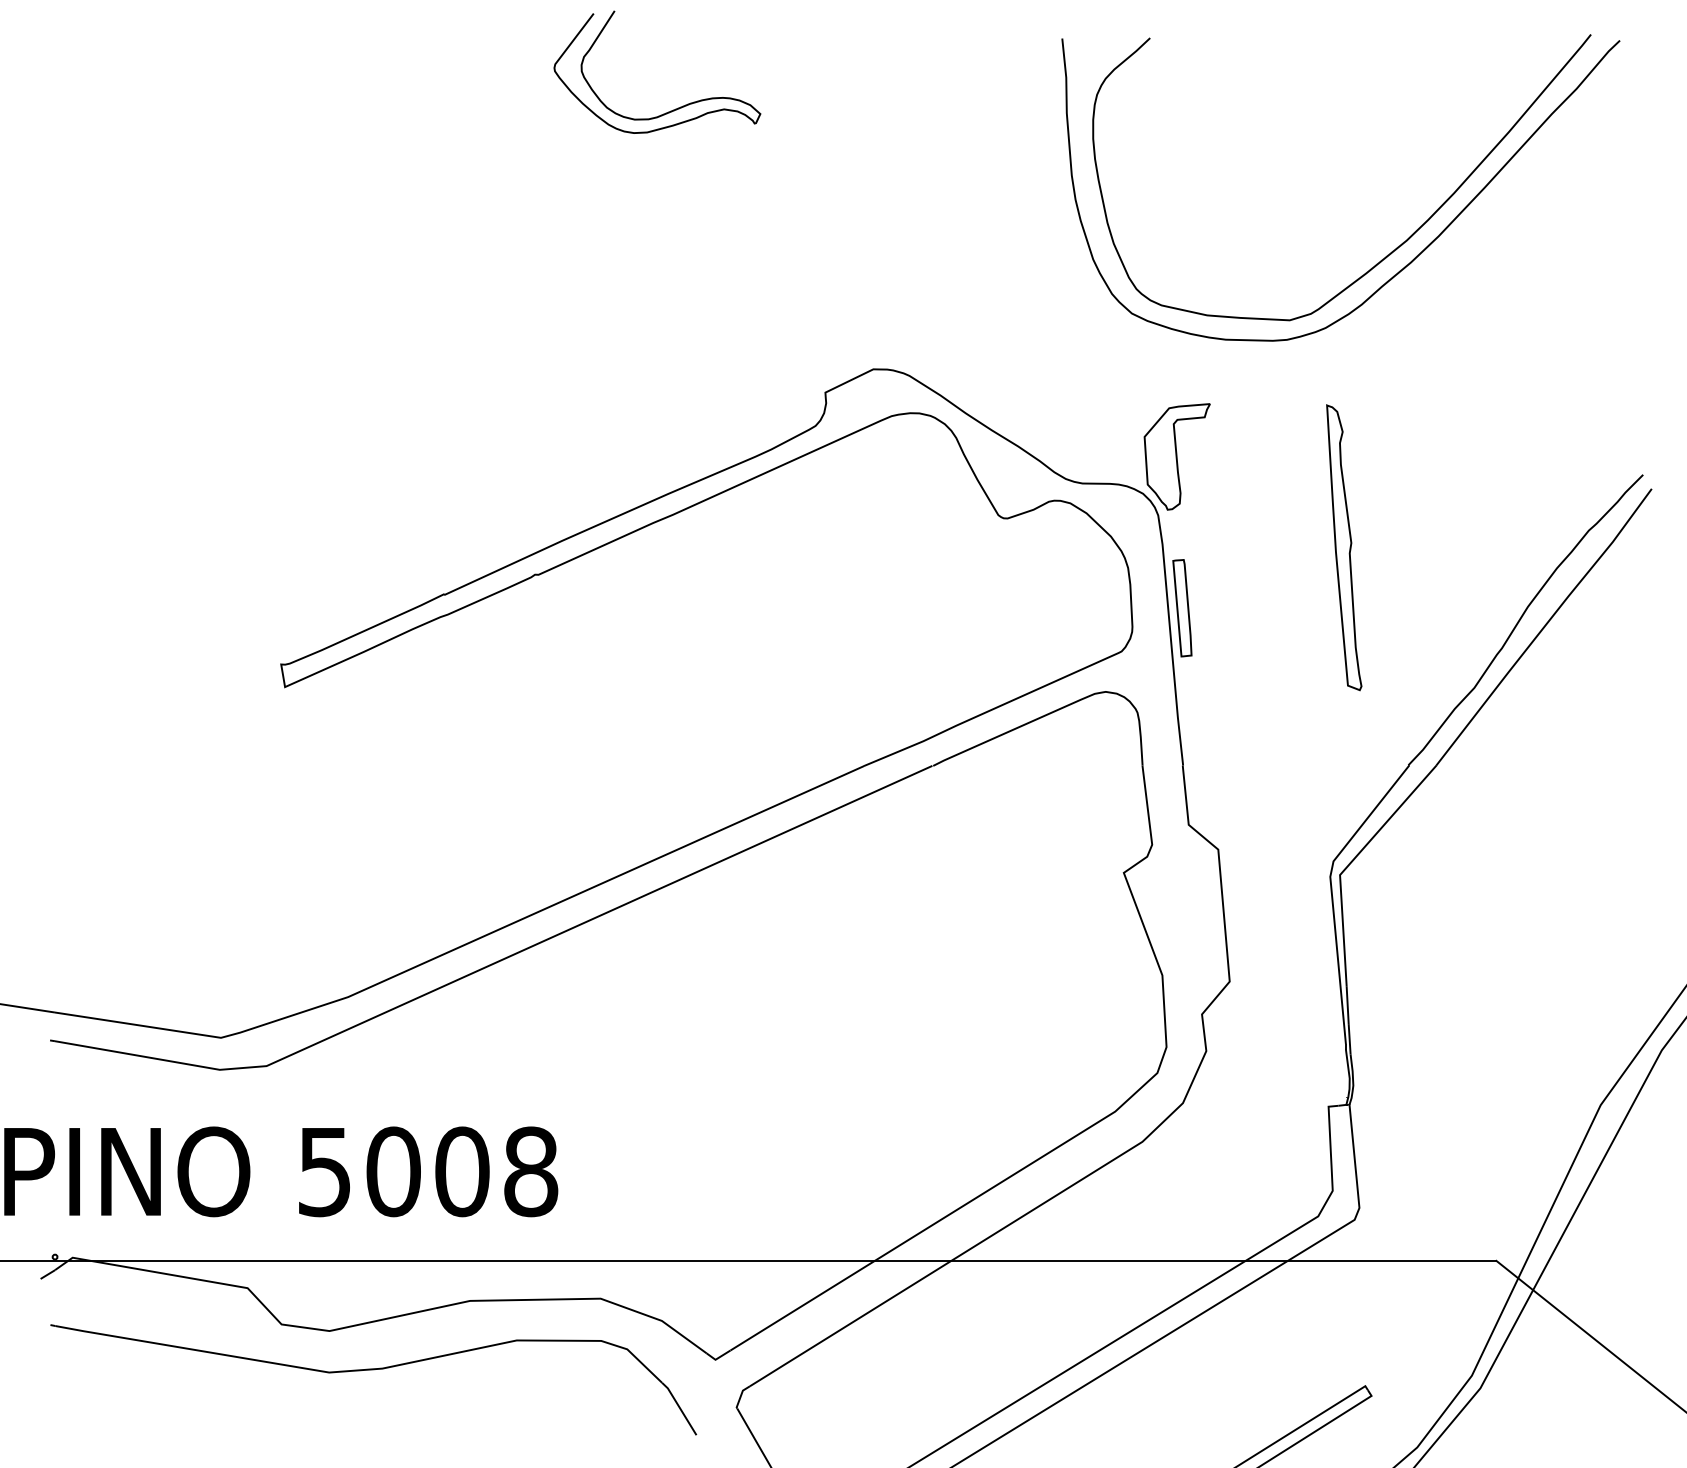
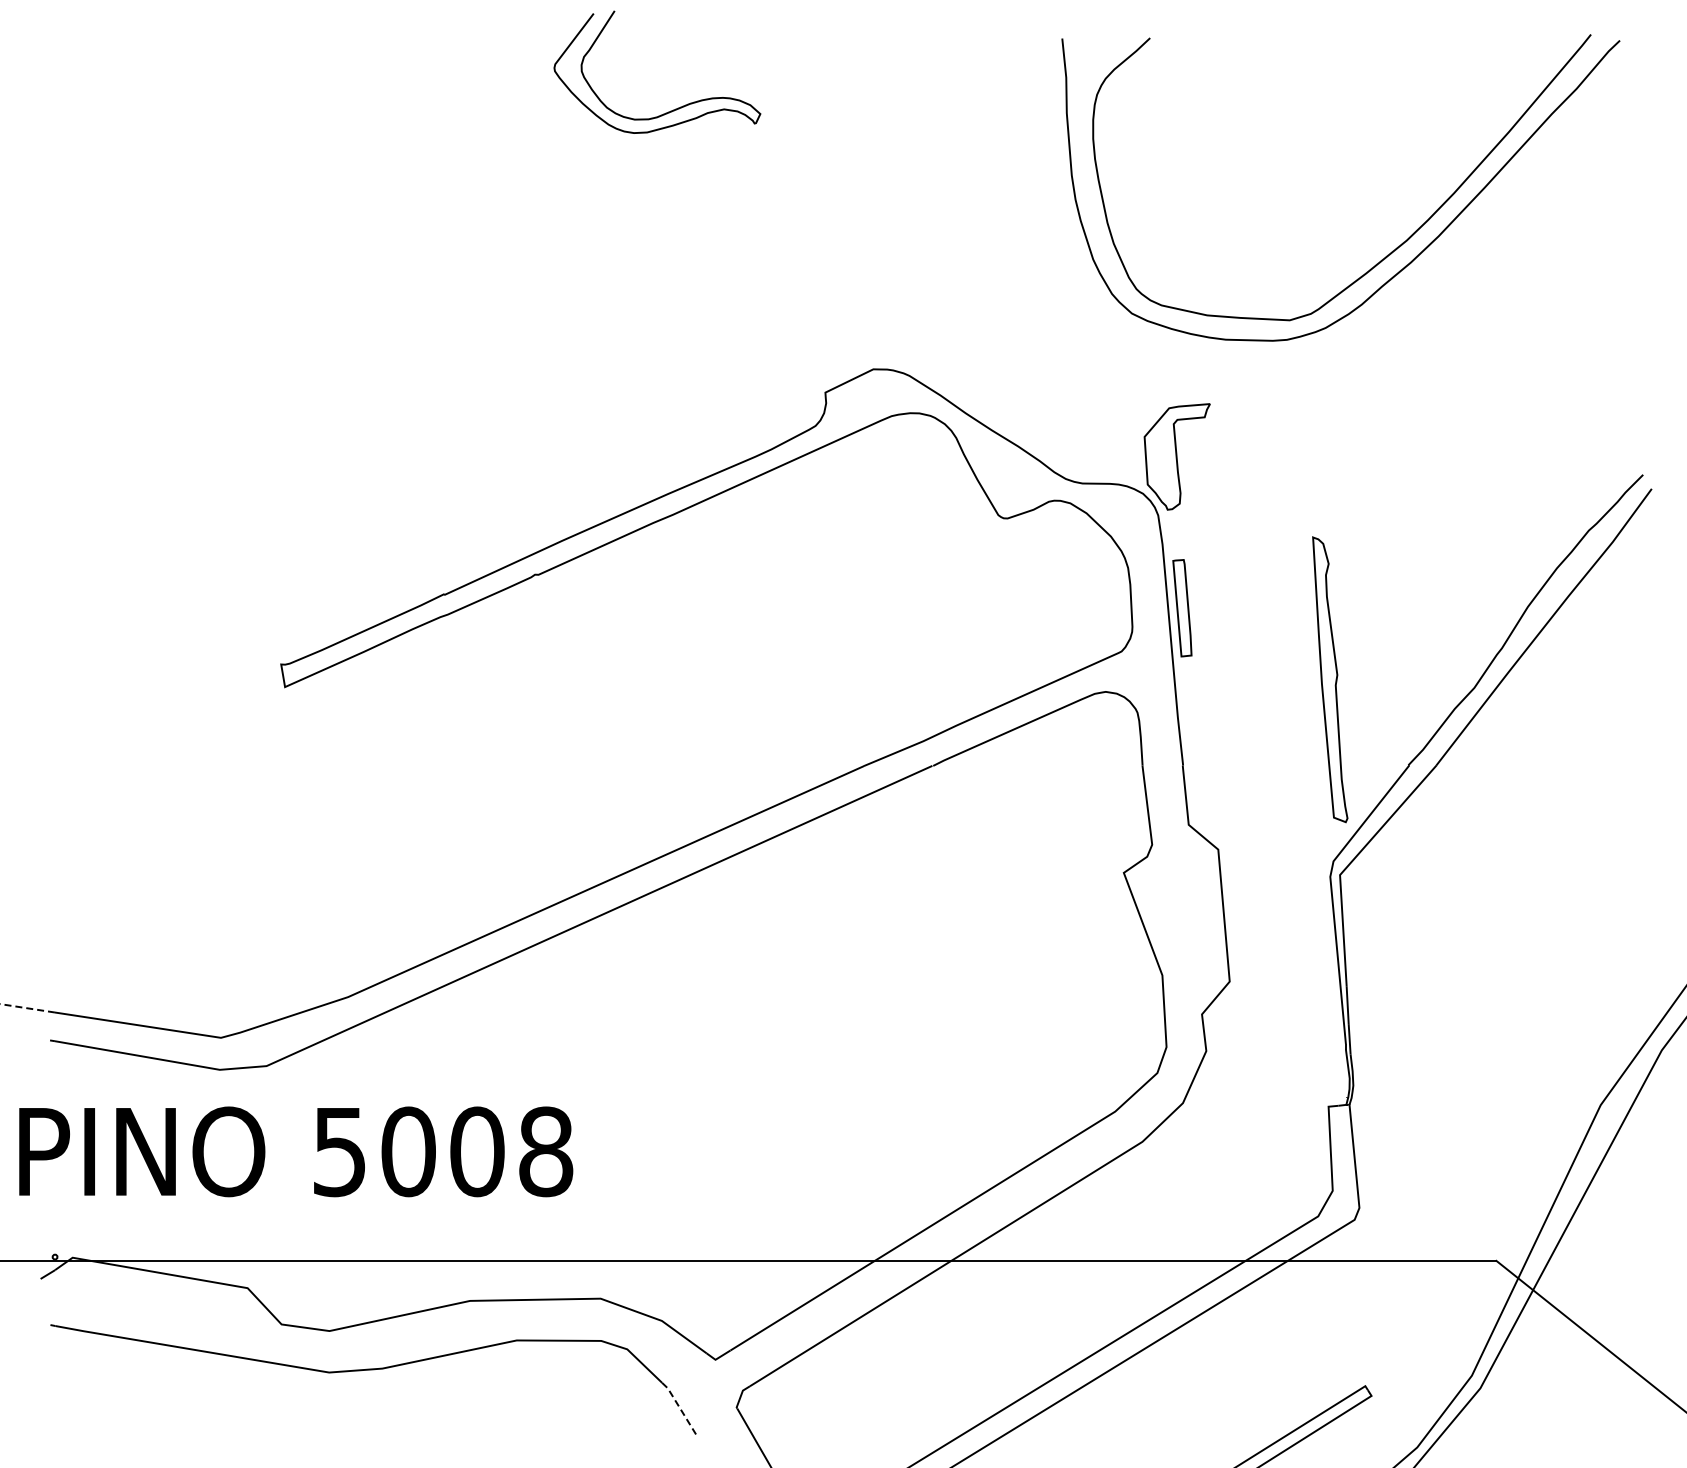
part position: (1344, 547) -> (1330, 679) (1330, 679)
line: solid -> dashed (27, 1008)
text position: (281, 1171) -> (296, 1151) (296, 1151)
line: solid -> dashed (679, 1407)
